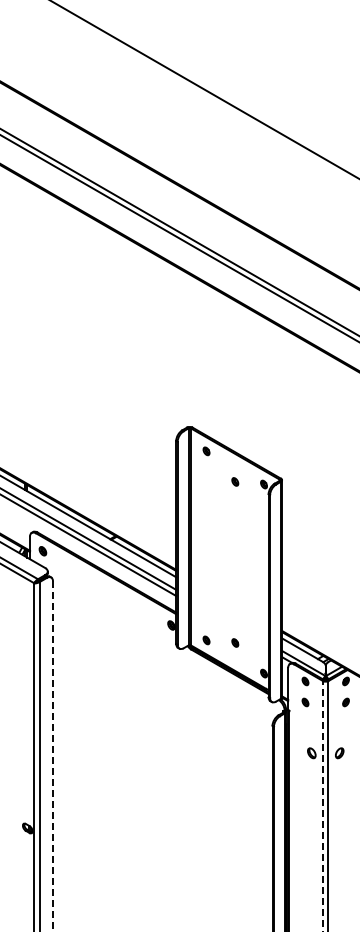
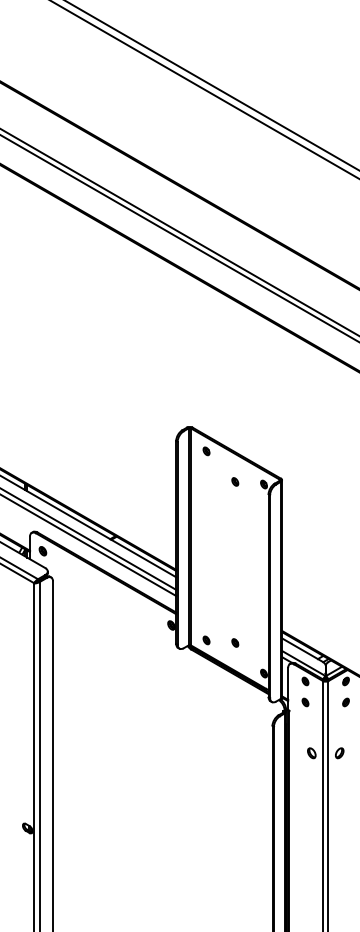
line: none -> present (211, 85)
line: dashed -> solid (53, 757)
line: dashed -> solid (323, 805)
